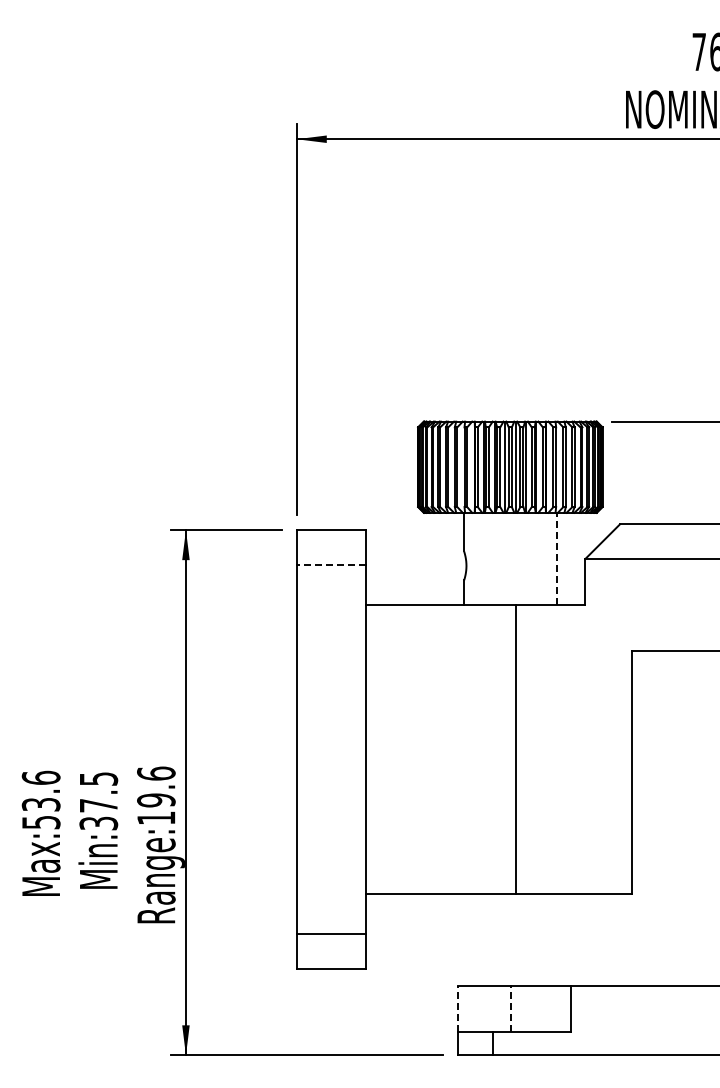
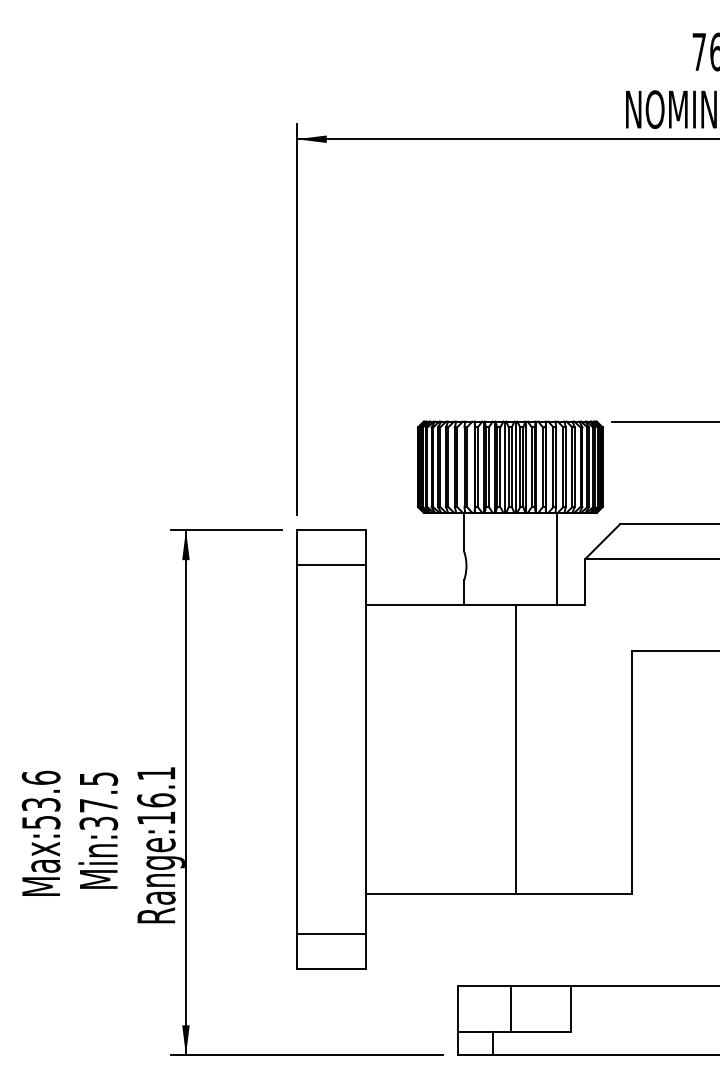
line: dashed -> solid (556, 558)
line: dashed -> solid (331, 564)
text: Range:19.6 -> Range:16.1 (156, 786)
line: dashed -> solid (458, 1008)
line: dashed -> solid (511, 1008)
